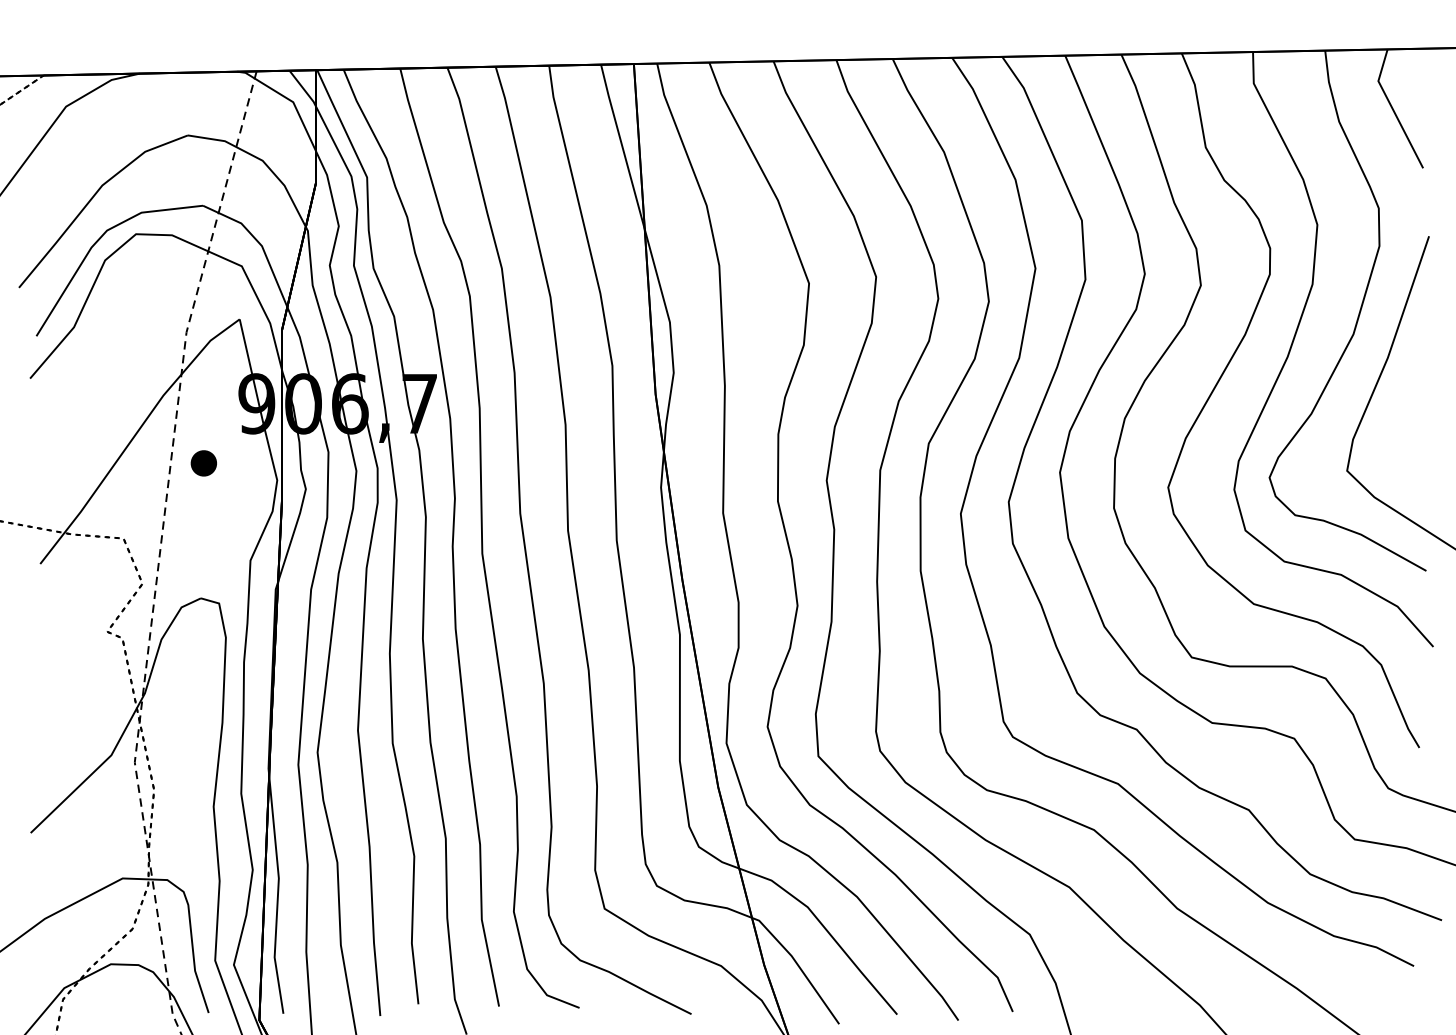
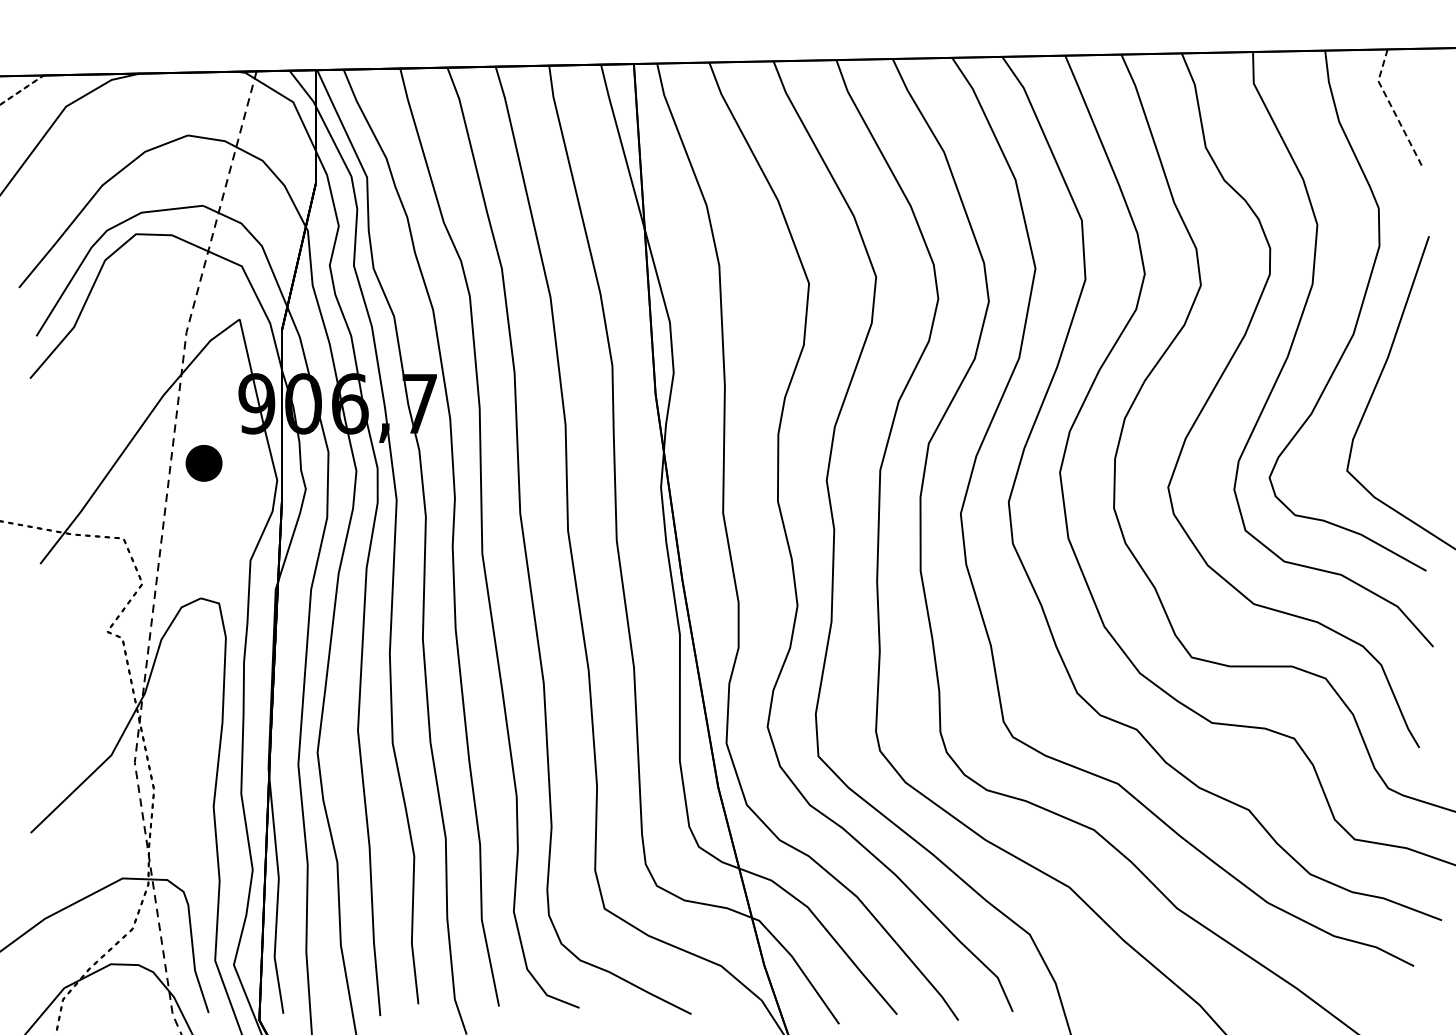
line: solid -> dashed (1392, 109)
part size: 27x27 px -> 38x37 px (203, 463)
